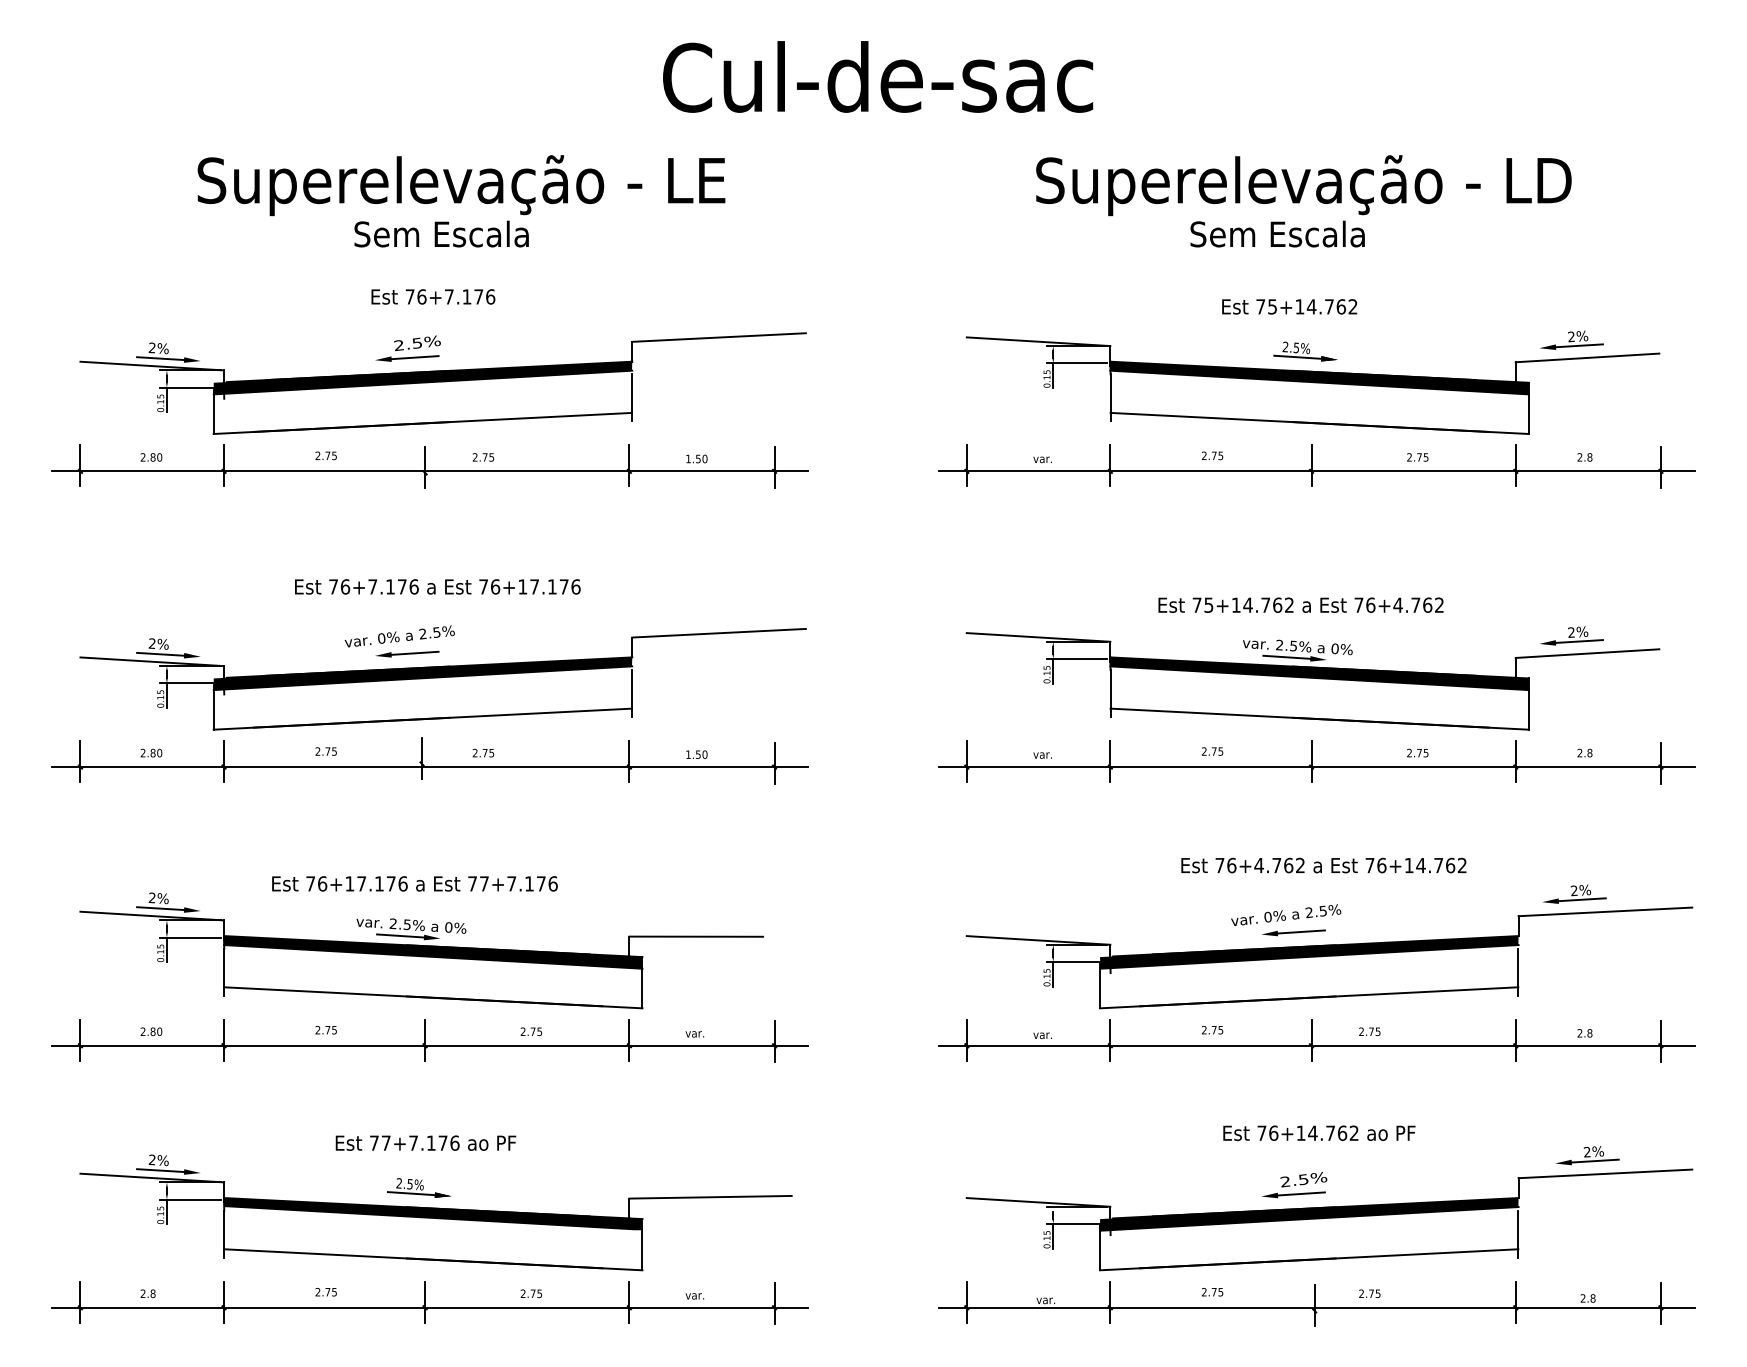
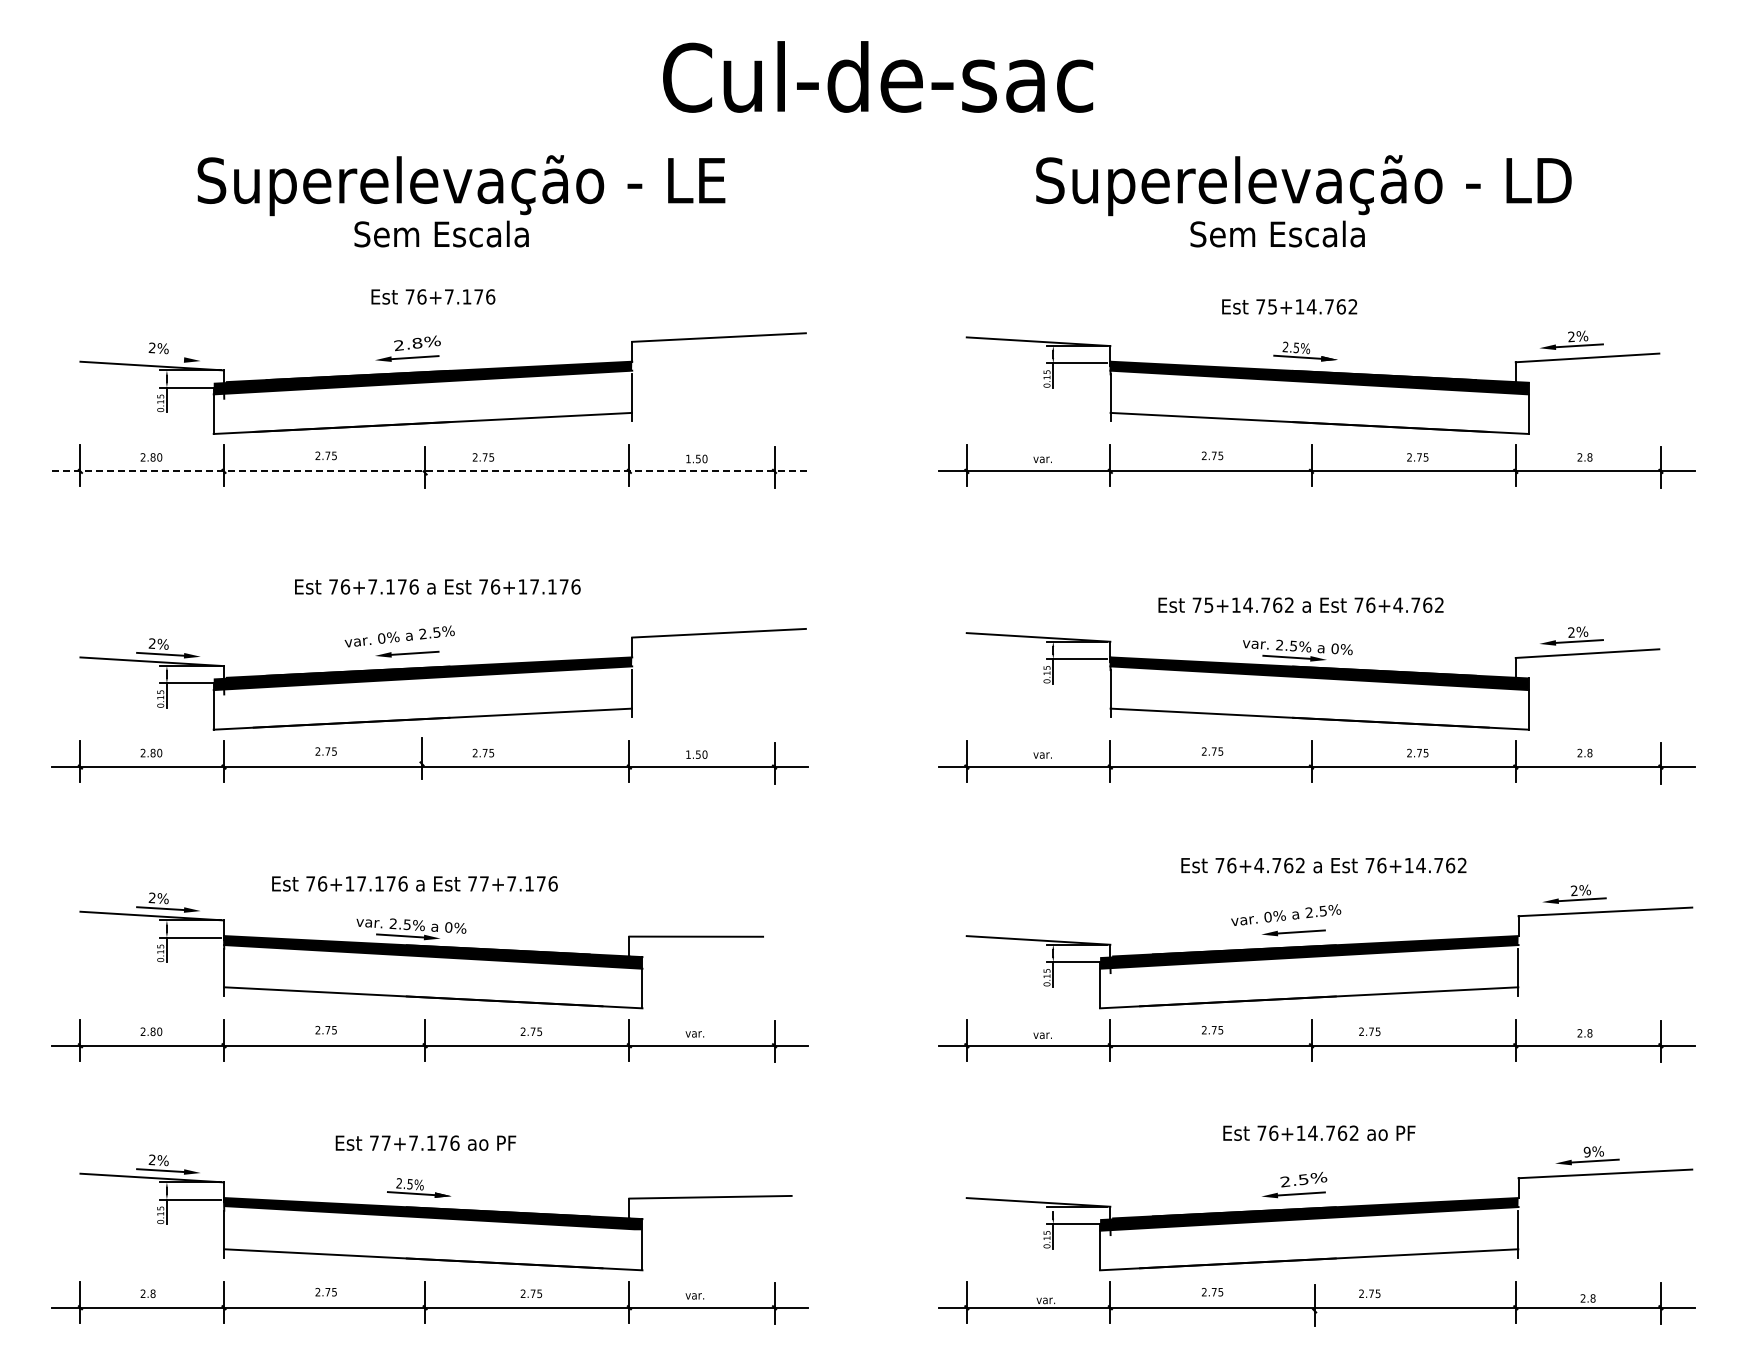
text: 2.5% -> 2.8% (417, 342)
line: present -> none (160, 358)
line: solid -> dashed (430, 471)
text: 2% -> 9% (1586, 1152)
